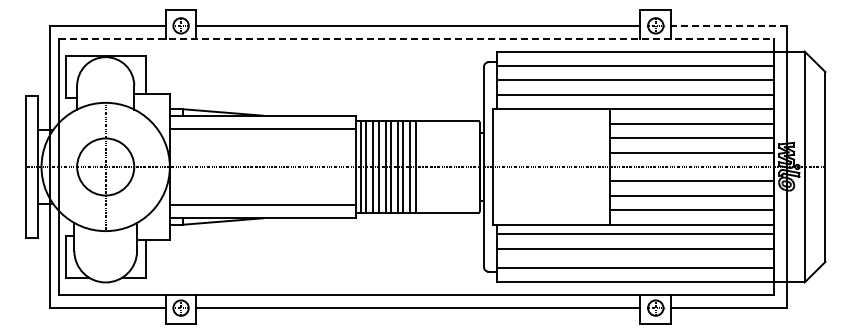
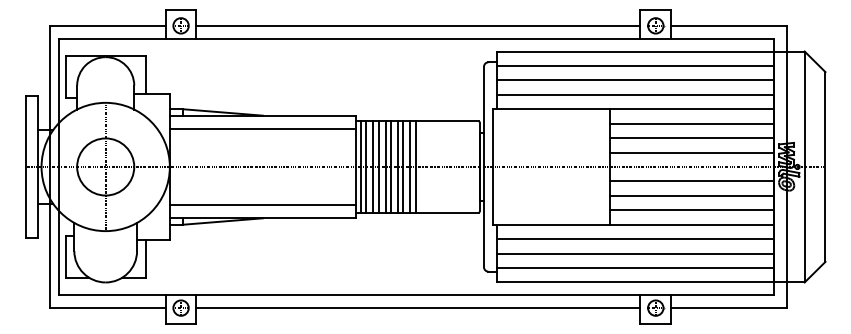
line: dashed -> solid (728, 25)
line: dashed -> solid (416, 38)
line position: (635, 234) -> (635, 239) (635, 239)
line position: (635, 248) -> (635, 253) (635, 253)
